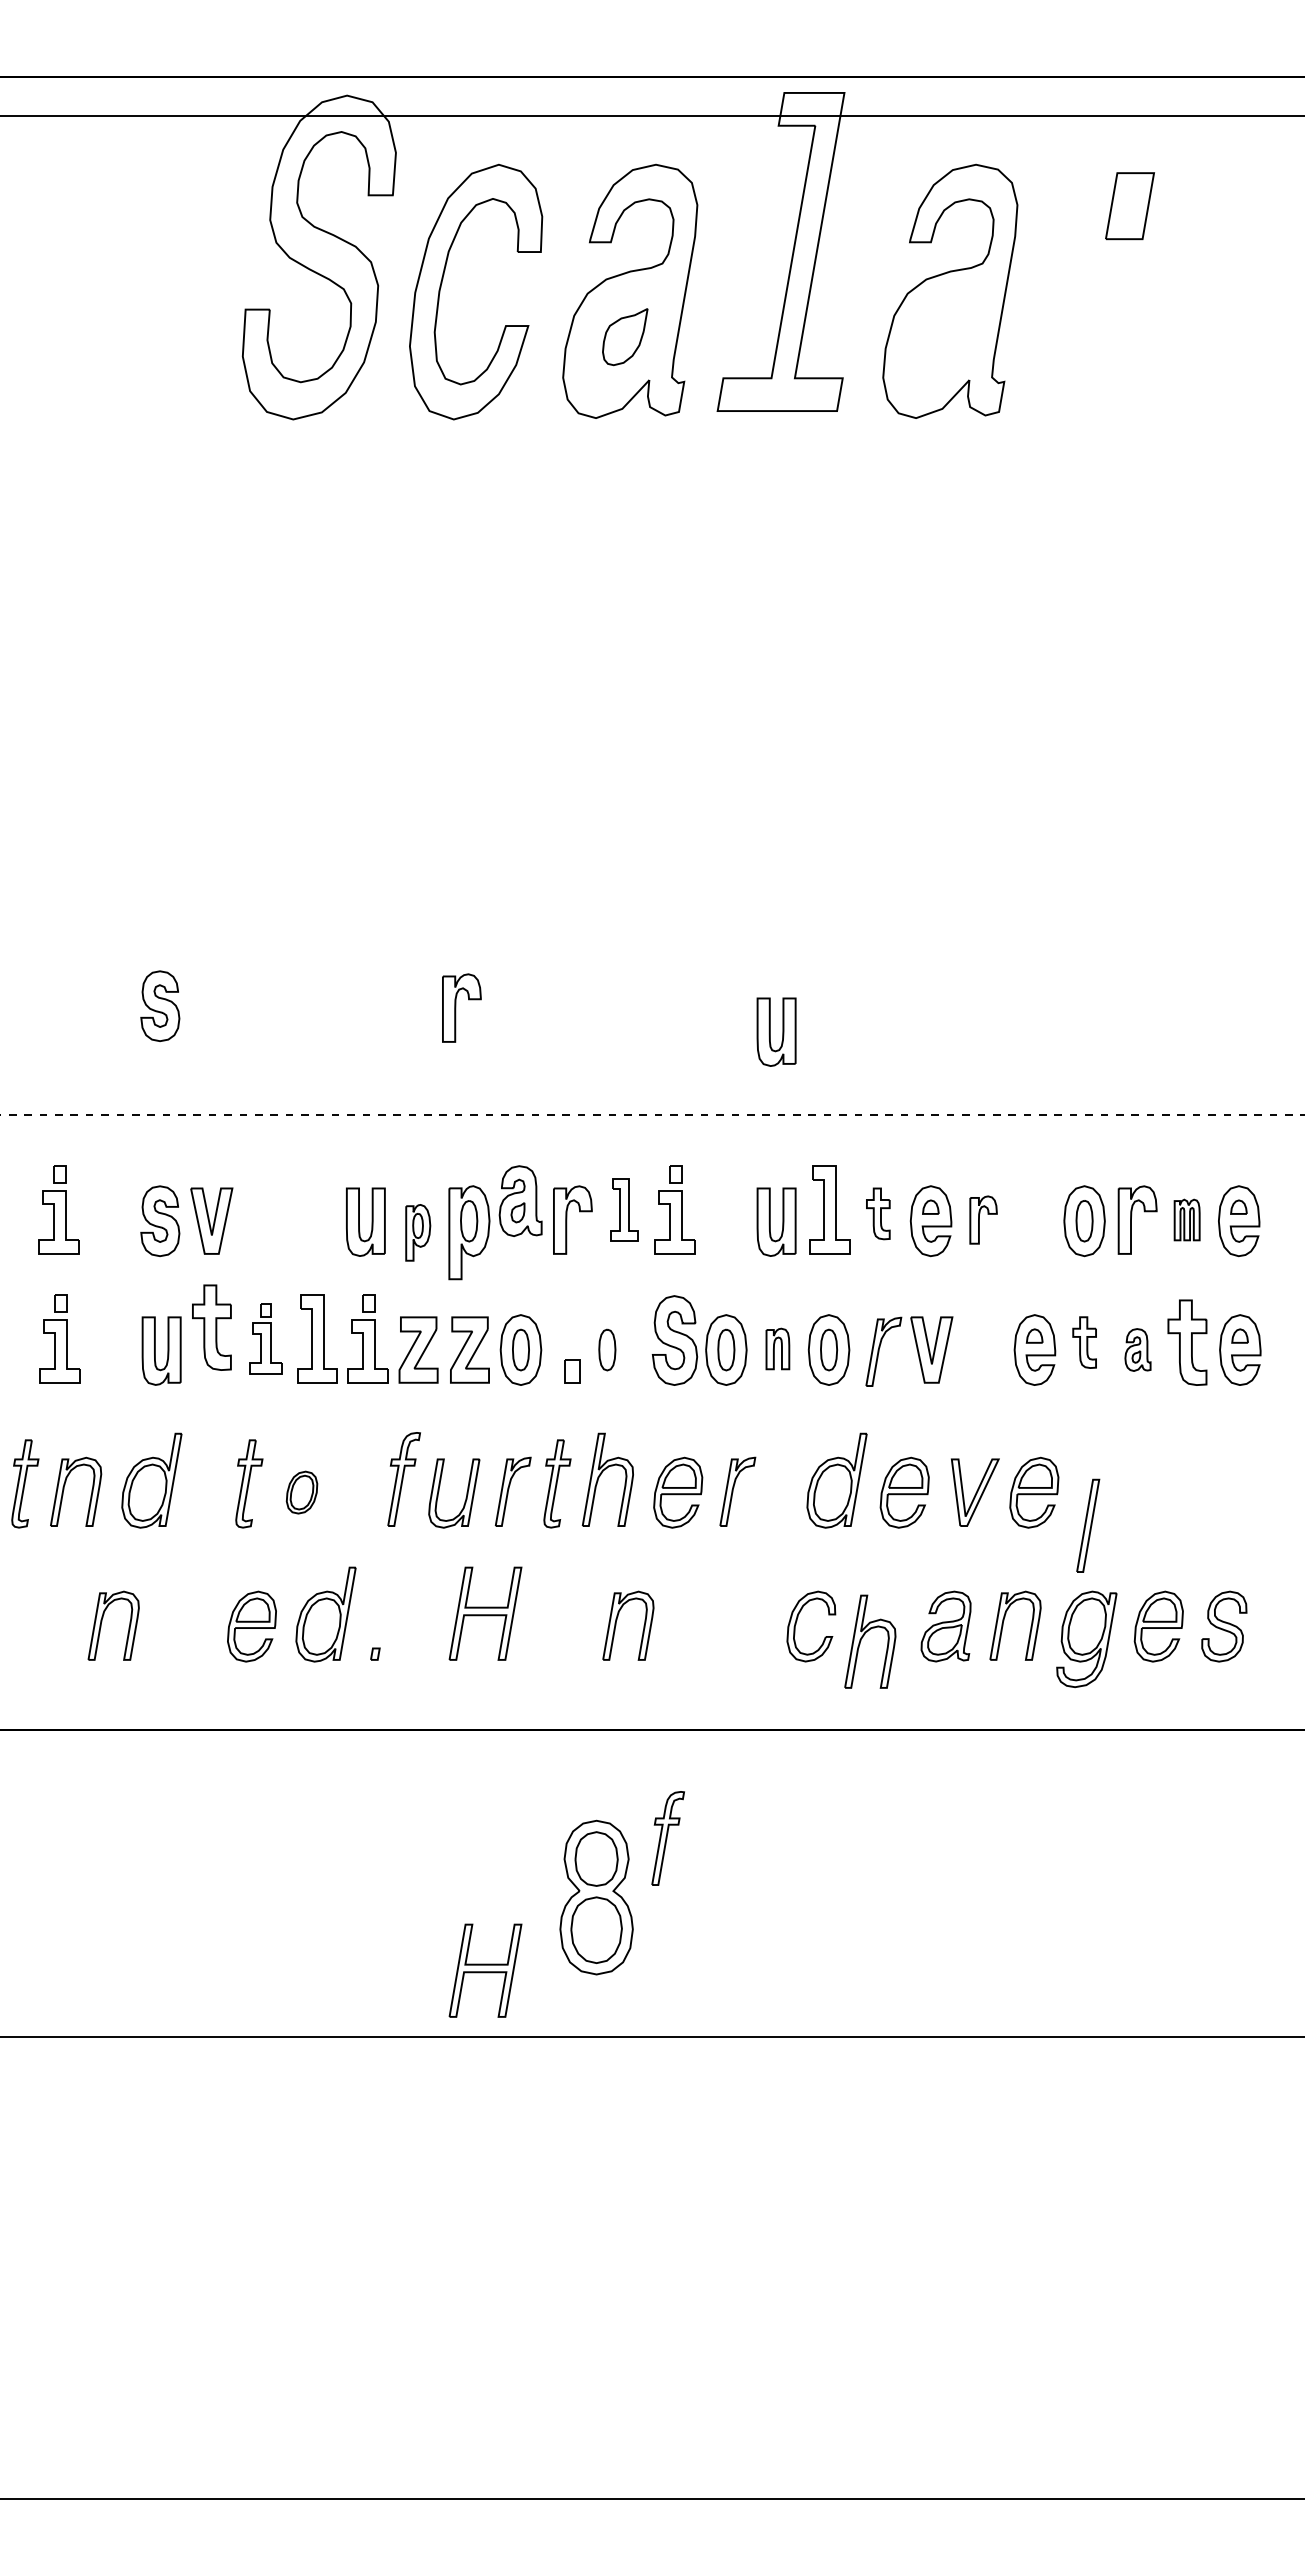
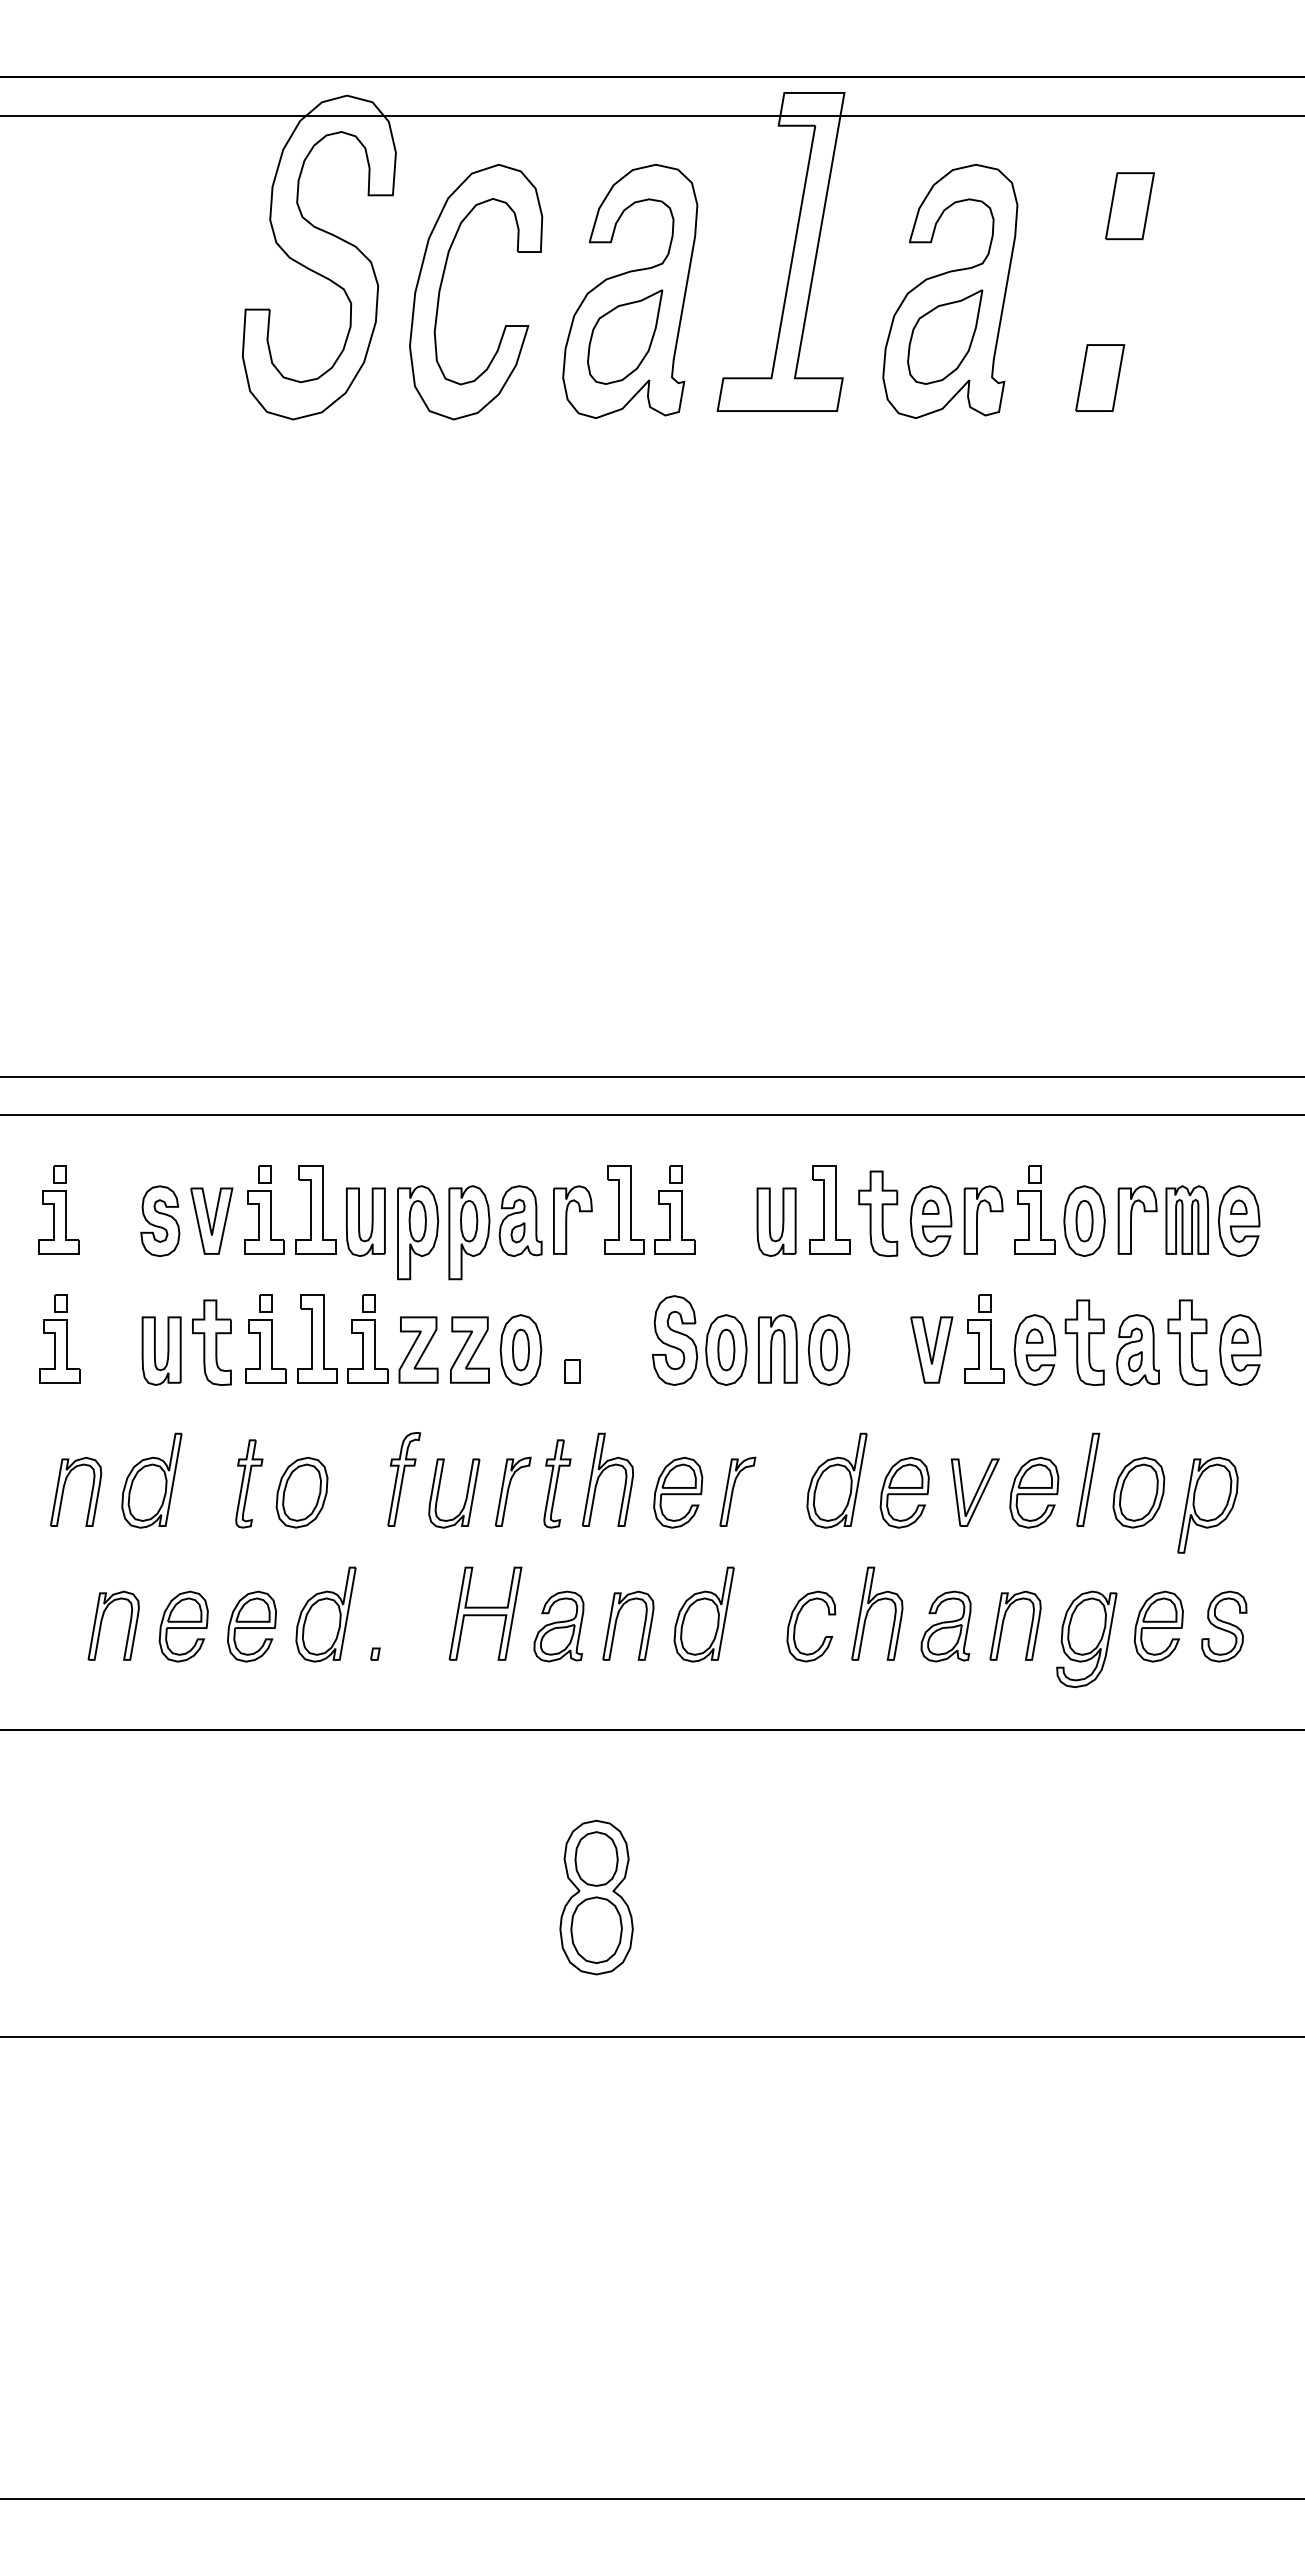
part: none -> present (945, 336)
part size: 47x59 px -> 77x96 px (625, 336)
part: none -> present (1100, 377)
part: present -> none (160, 1005)
part: present -> none (461, 1007)
part: present -> none (776, 1031)
line: none -> present (651, 1076)
line: dashed -> solid (652, 1115)
part position: (520, 1200) -> (520, 1220) (520, 1220)
part: none -> present (264, 1209)
part: none -> present (315, 1209)
part size: 29x64 px -> 41x90 px (624, 1209)
part: none -> present (1034, 1209)
part size: 25x54 px -> 41x88 px (878, 1213)
part size: 29x50 px -> 41x70 px (983, 1219)
part size: 28x44 px -> 44x70 px (1186, 1219)
part size: 27x58 px -> 43x96 px (418, 1232)
part position: (211, 1327) -> (211, 1342) (211, 1342)
part size: 34x72 px -> 42x90 px (265, 1338)
part: none -> present (984, 1338)
part size: 25x53 px -> 41x87 px (1084, 1342)
part size: 26x44 px -> 40x70 px (777, 1348)
part: present -> none (607, 1349)
part size: 28x44 px -> 44x72 px (1137, 1349)
part: present -> none (883, 1351)
part: present -> none (25, 1483)
part size: 34x45 px -> 54x73 px (301, 1492)
part: none -> present (1138, 1492)
part: none -> present (1207, 1504)
part position: (1088, 1525) -> (1088, 1479) (1088, 1479)
part: none -> present (703, 1614)
part: none -> present (183, 1626)
part: none -> present (558, 1626)
part position: (863, 1637) -> (870, 1609) (870, 1609)
part: present -> none (667, 1838)
part: present -> none (485, 1970)
